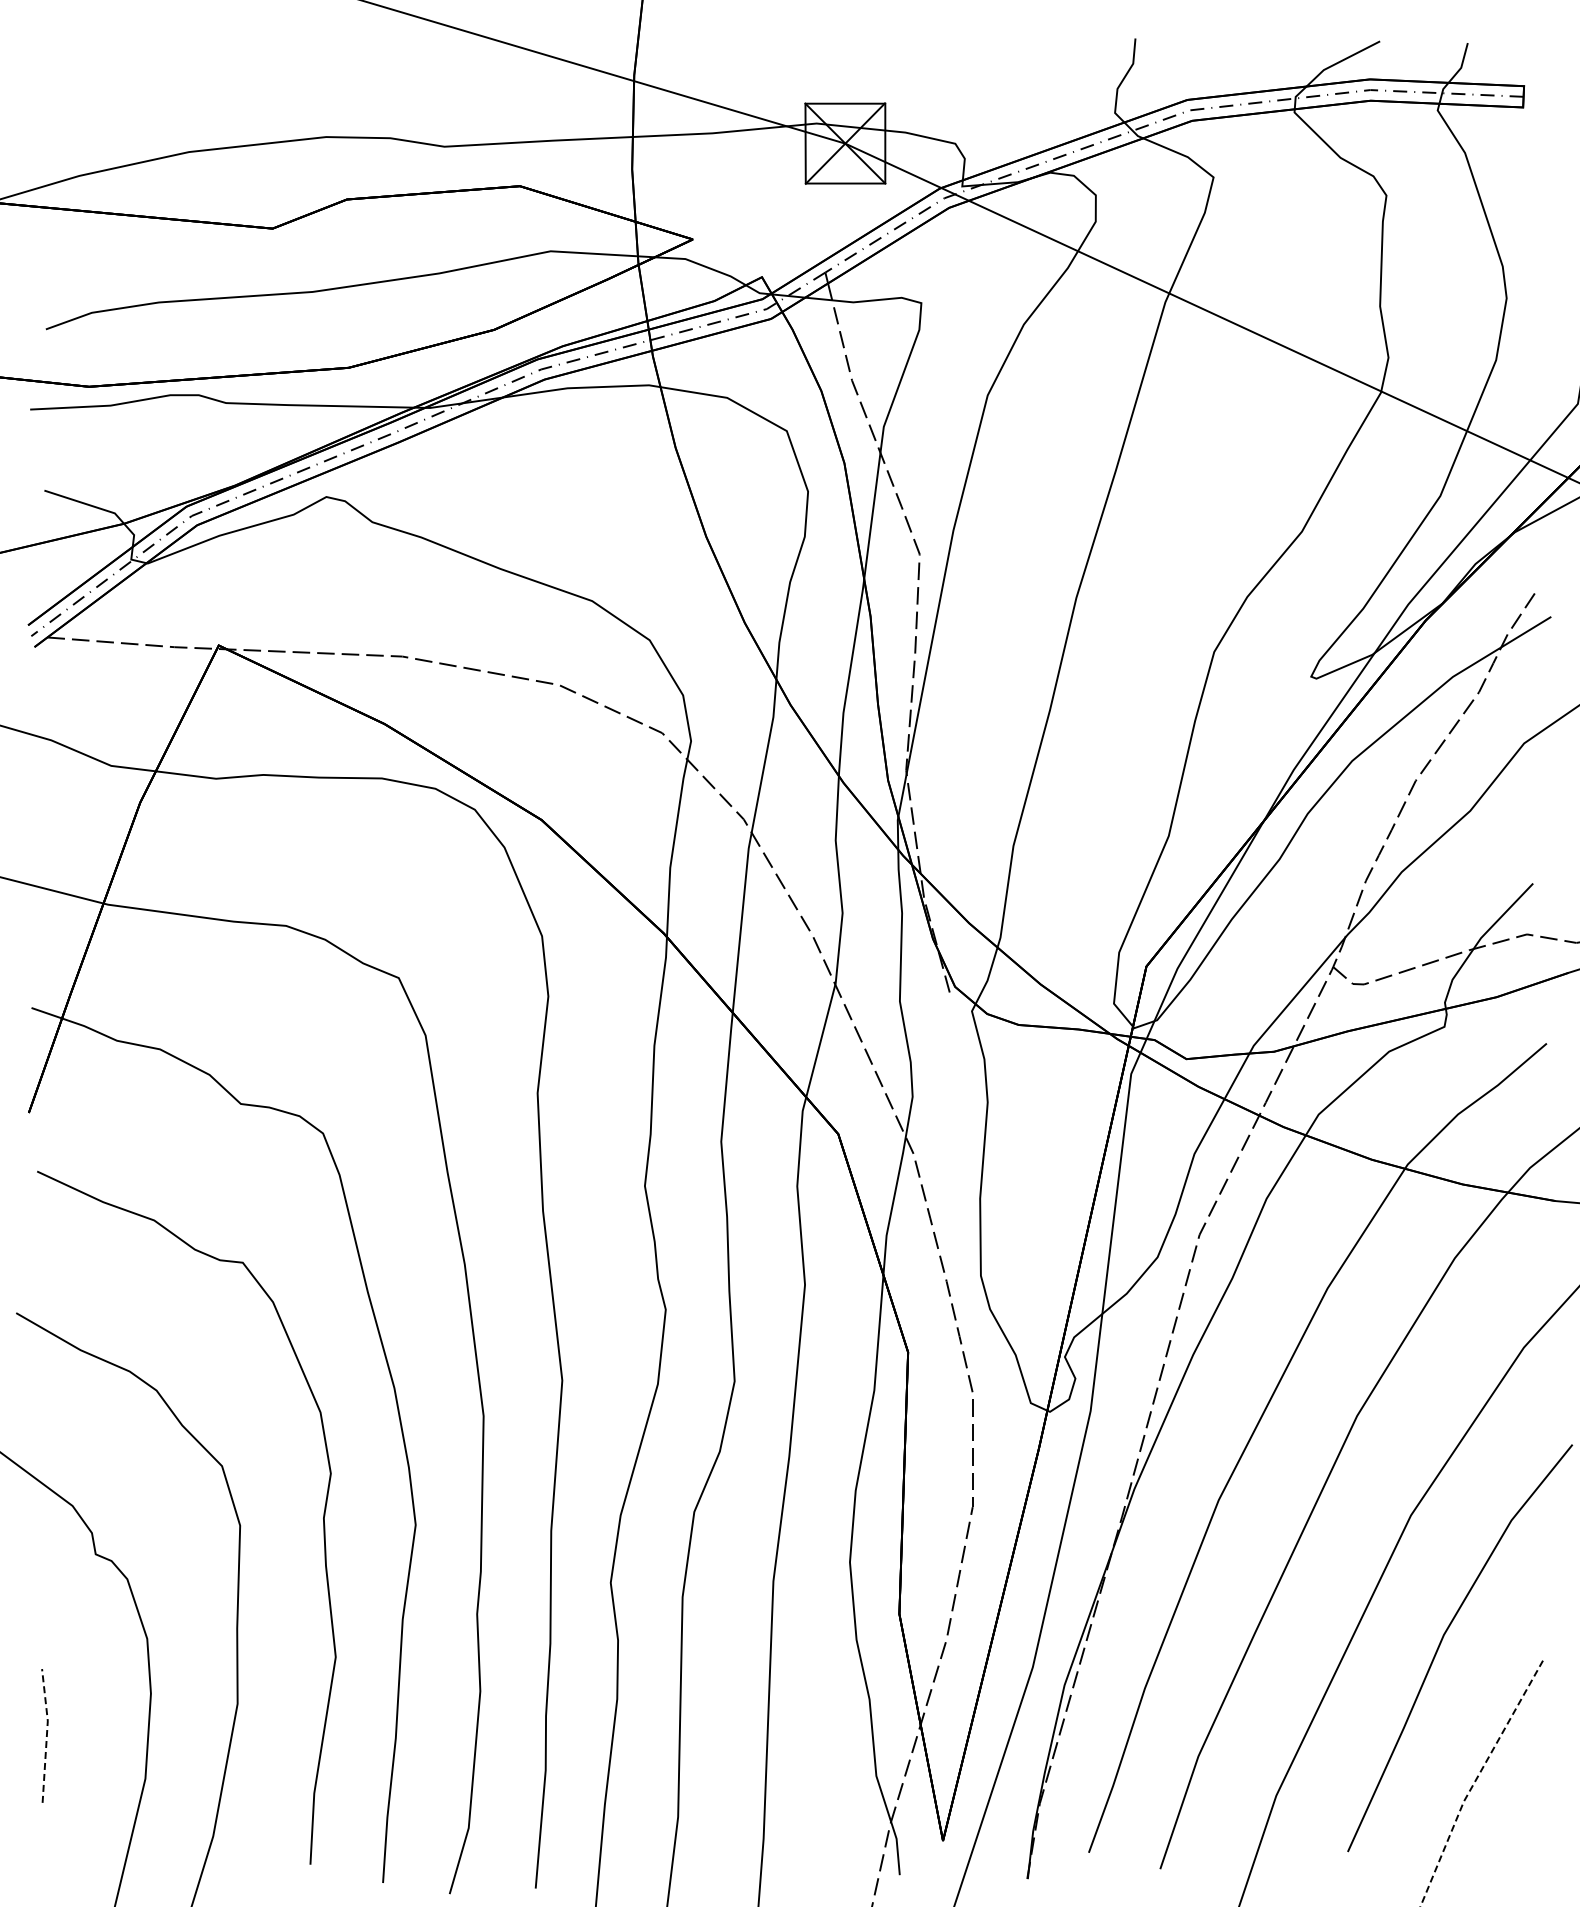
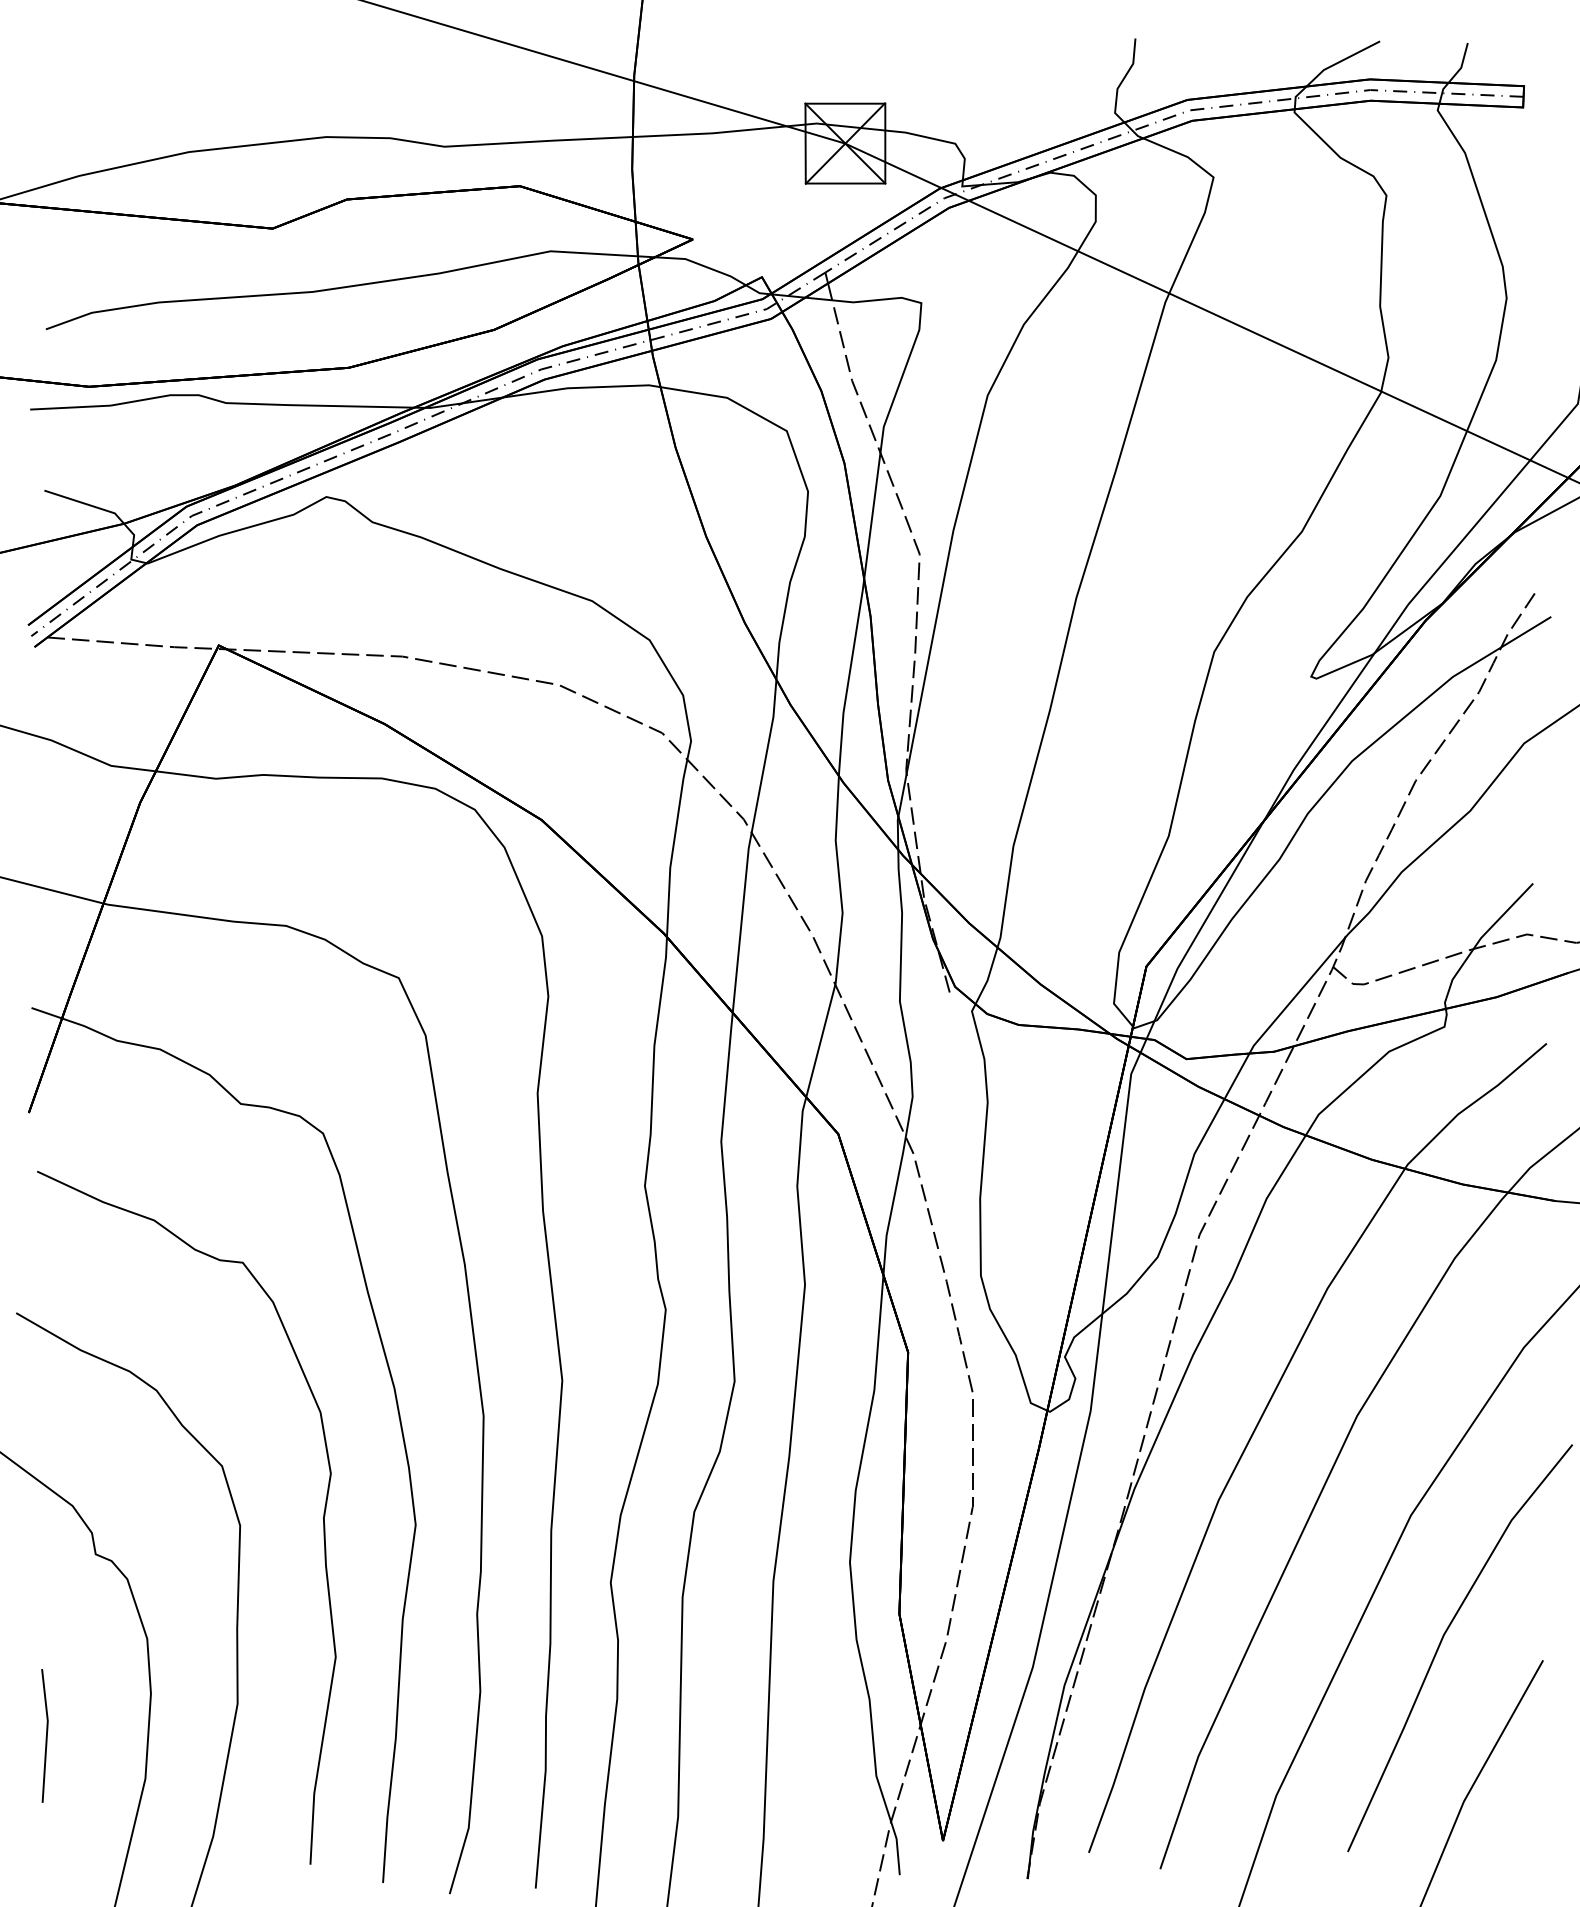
line: dashed -> solid (46, 1734)
line: dashed -> solid (1475, 1780)
